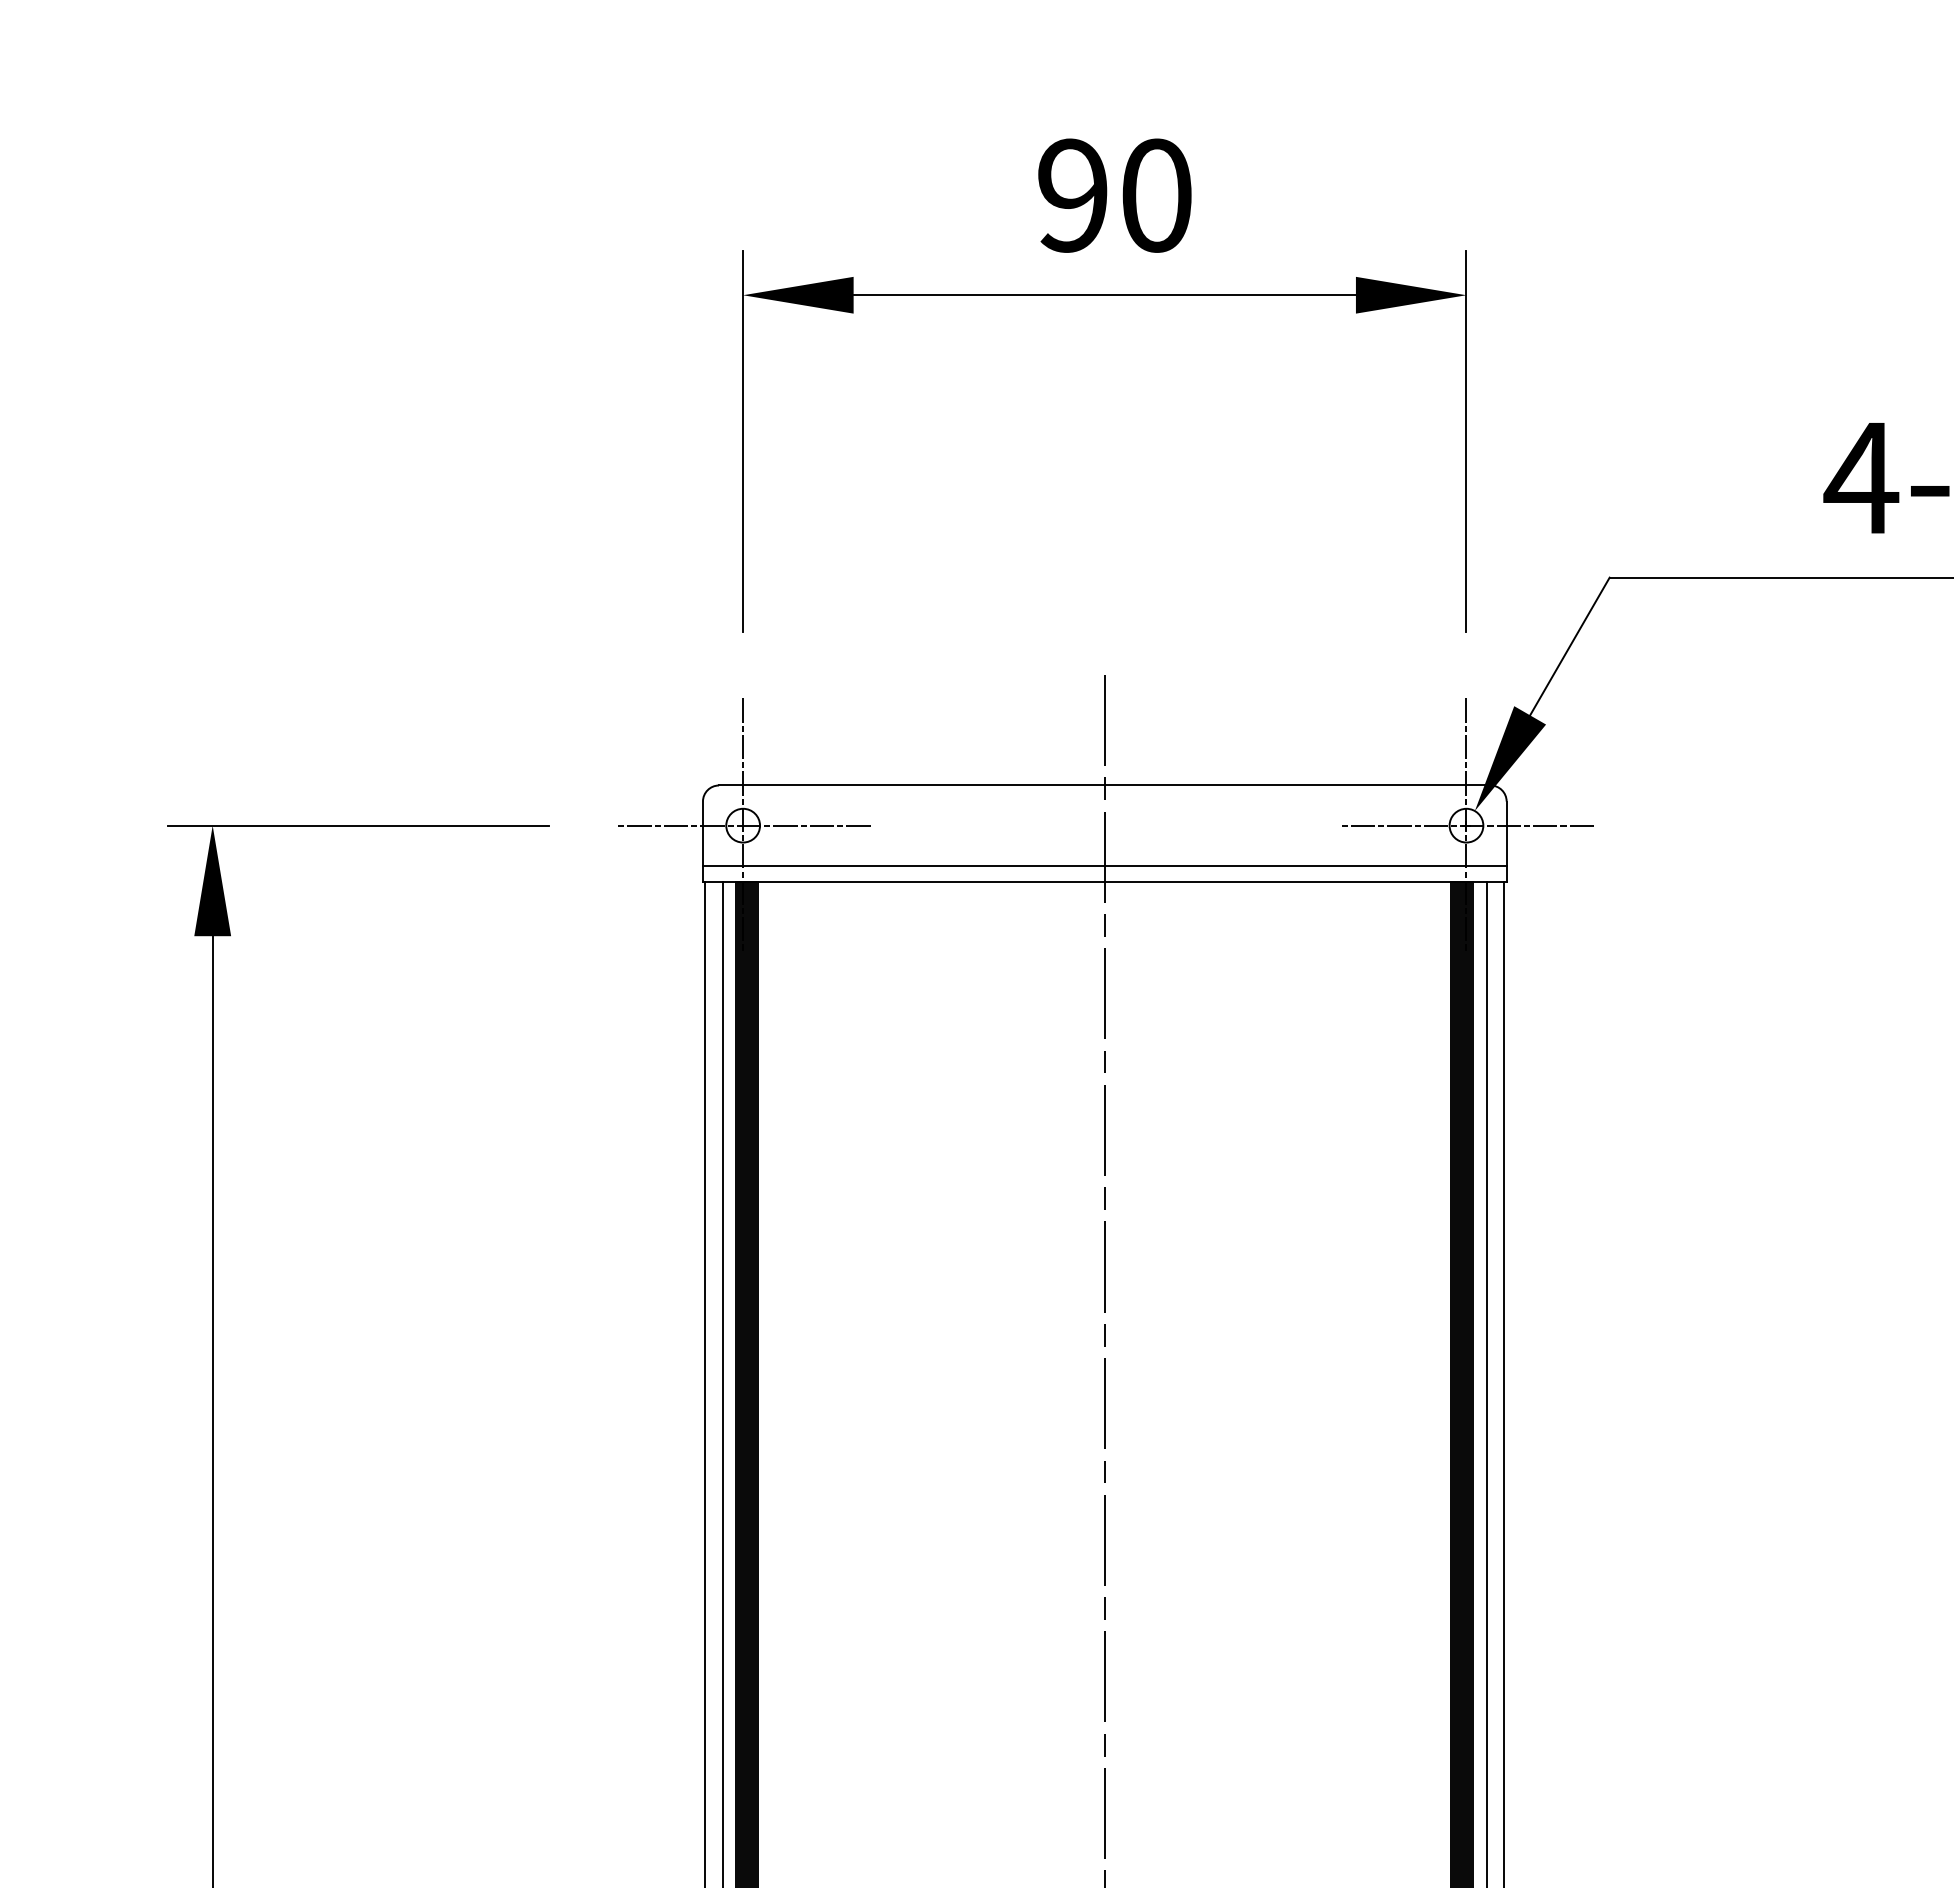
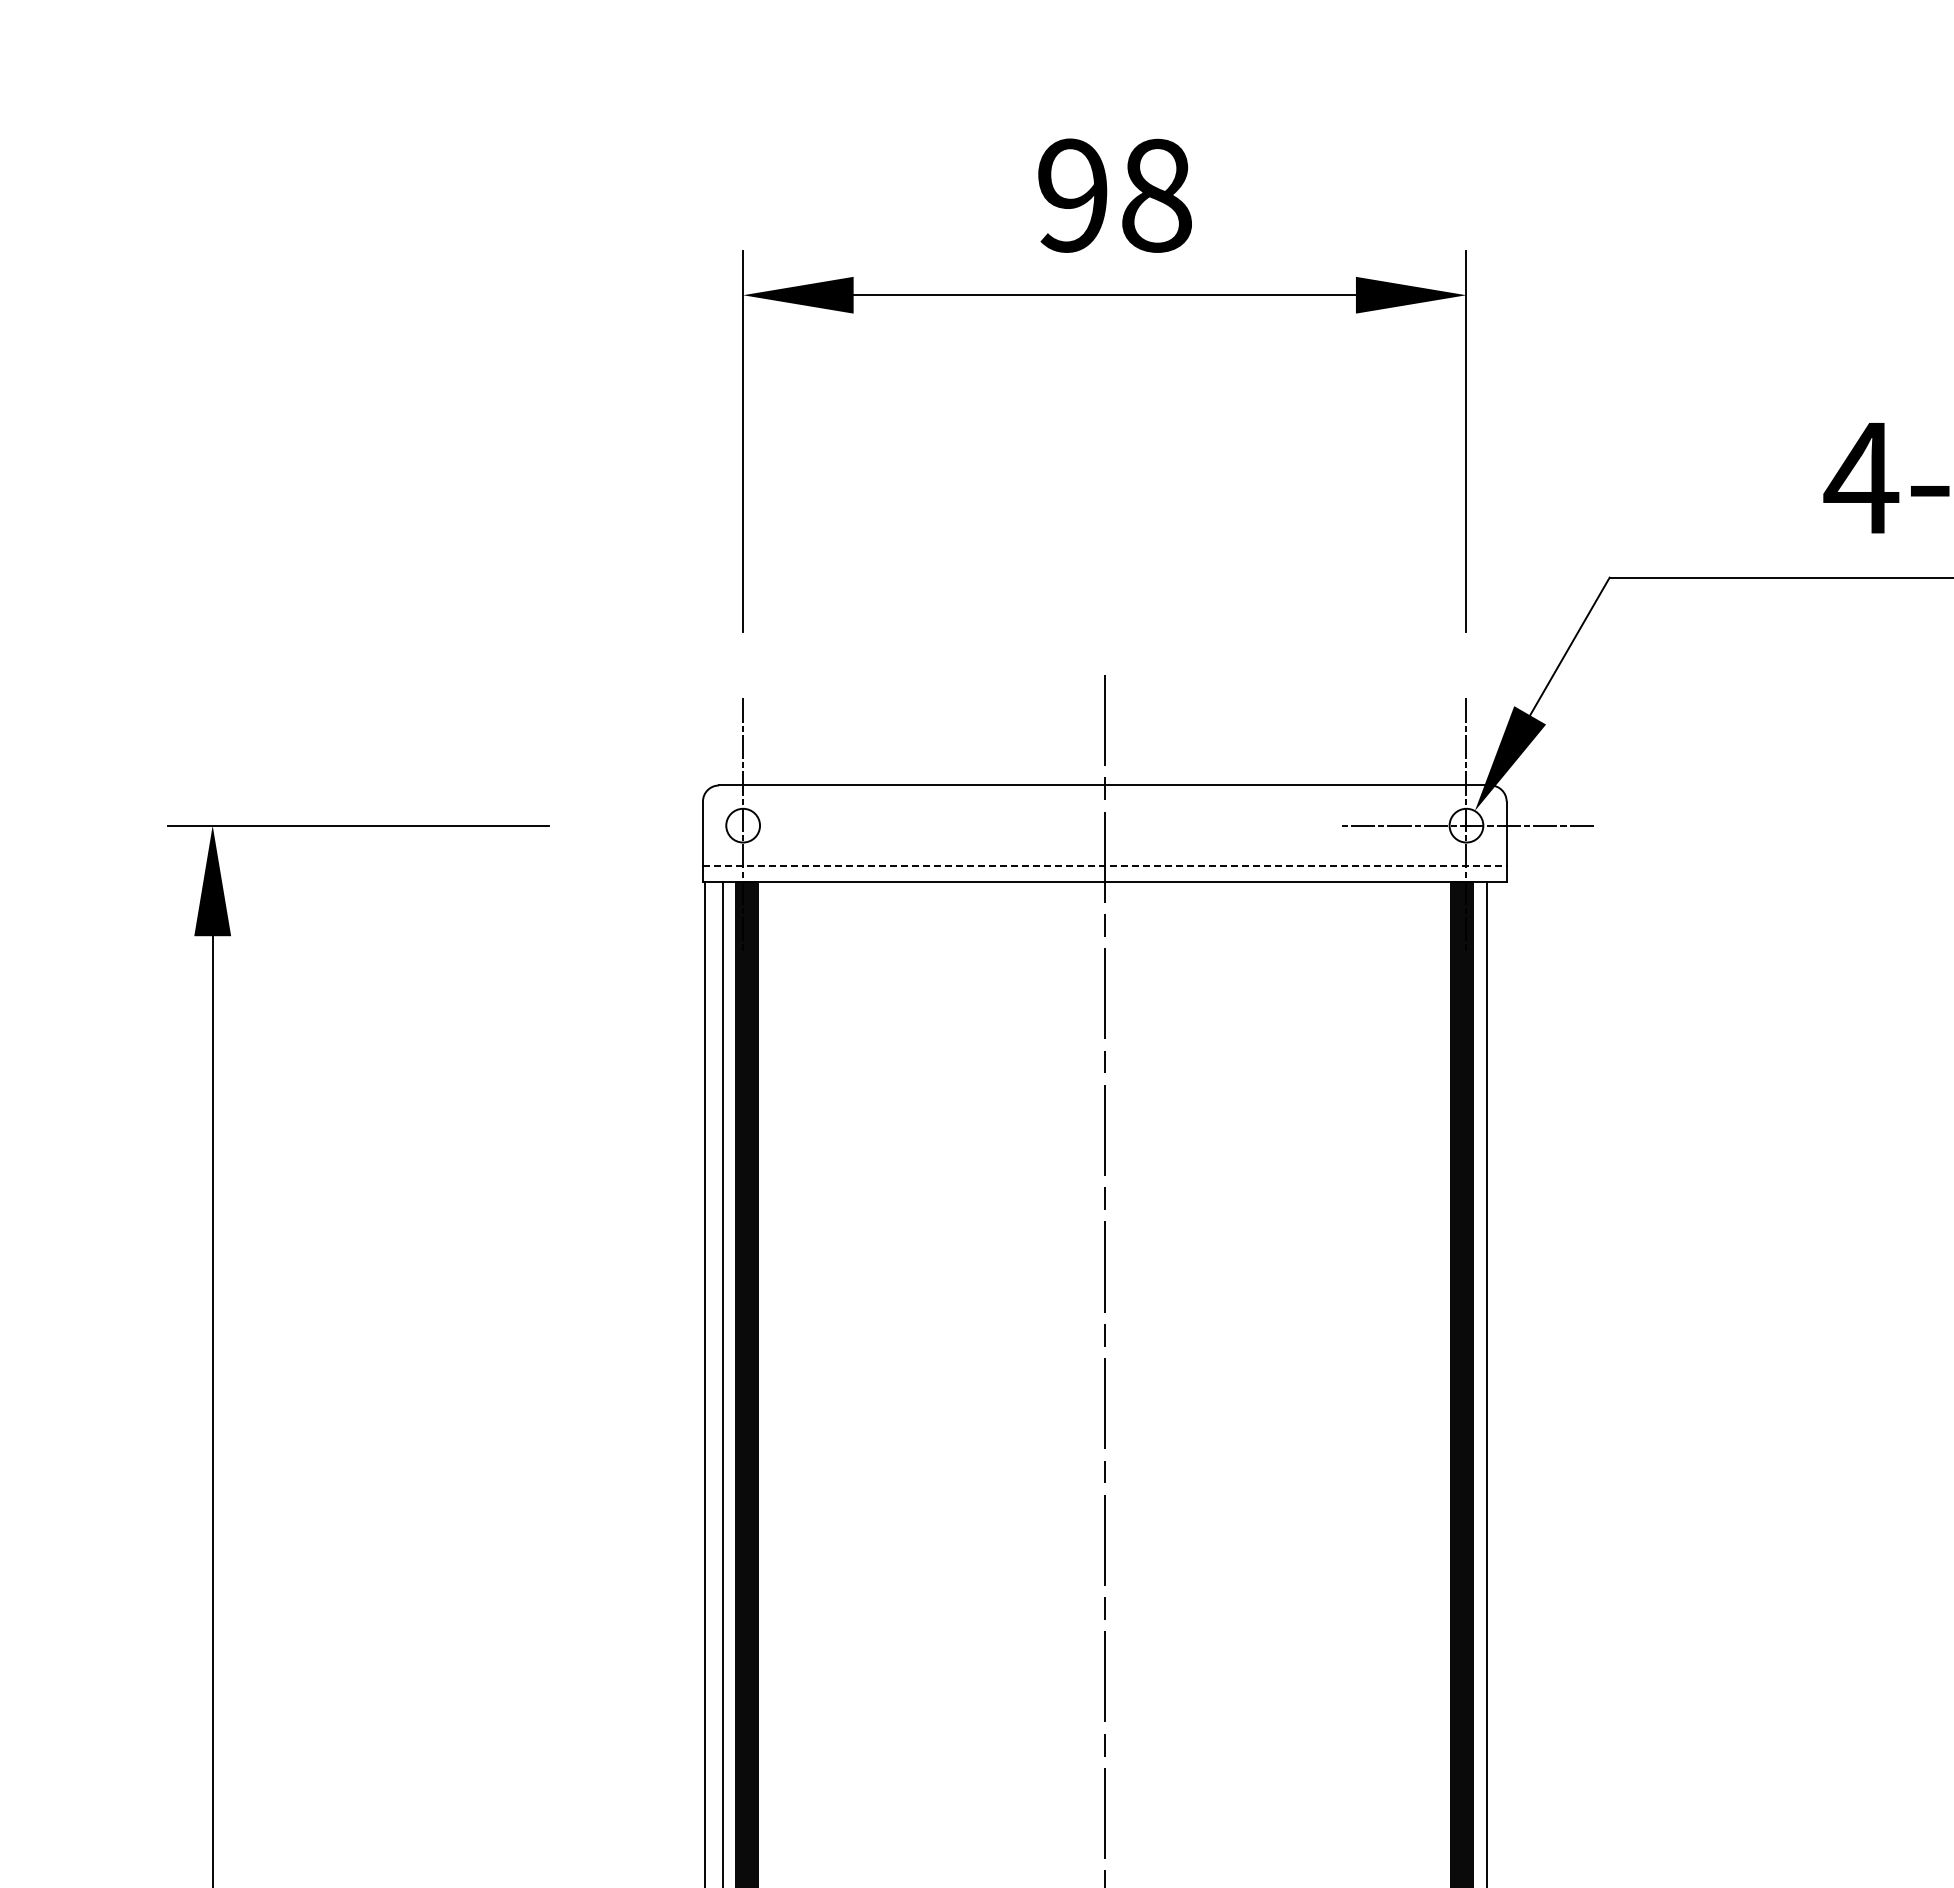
text: 90 -> 98 (1156, 195)
line: present -> none (742, 825)
line: solid -> dashed (1104, 865)
line: present -> none (1504, 1382)
